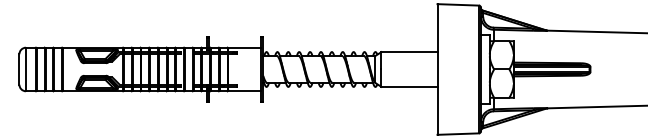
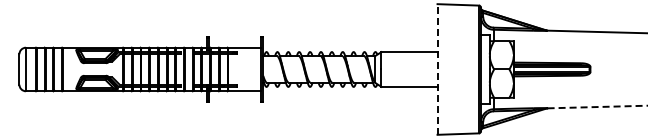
line: solid -> dashed (437, 68)
line: solid -> dashed (597, 107)
